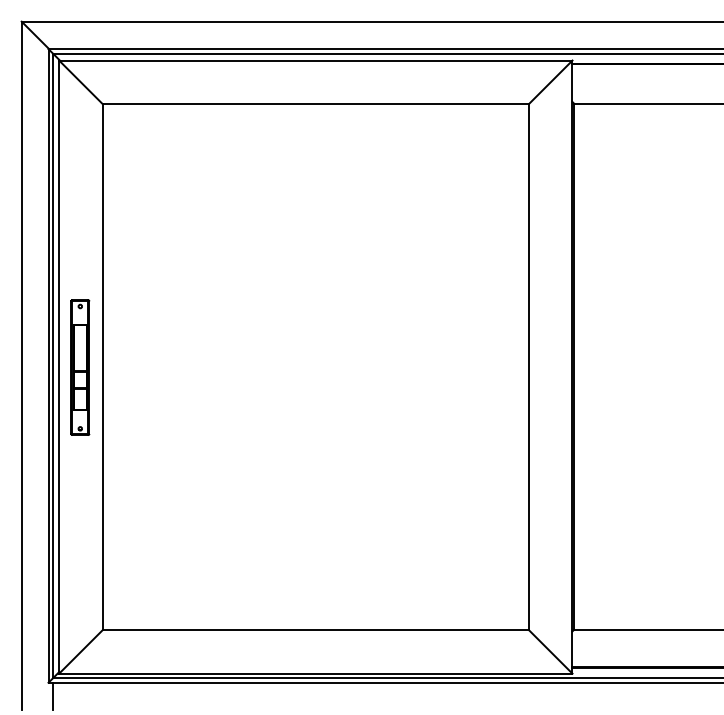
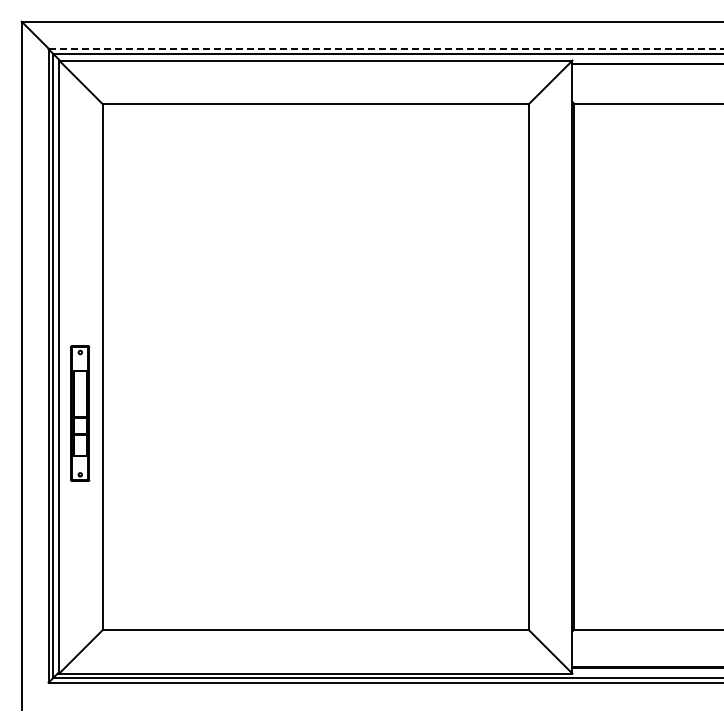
line: solid -> dashed (386, 49)
part position: (80, 367) -> (80, 413) (80, 413)
line: present -> none (53, 695)
